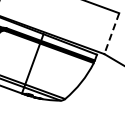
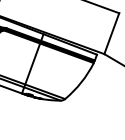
line: dashed -> solid (111, 33)
